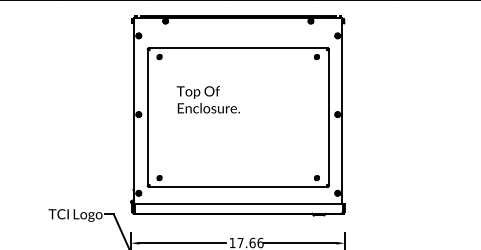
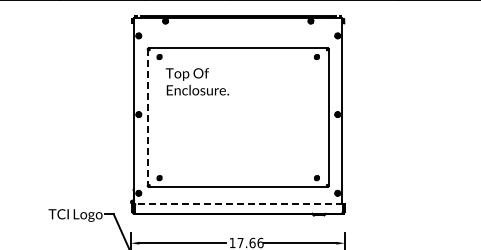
text position: (207, 99) -> (196, 81) (196, 81)
line: solid -> dashed (147, 117)
line: solid -> dashed (238, 204)
